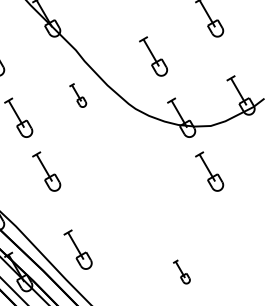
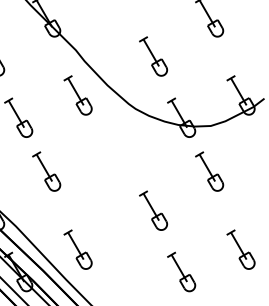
part size: 19x25 px -> 30x41 px (77, 95)
part: none -> present (153, 210)
part: none -> present (240, 249)
part size: 18x26 px -> 30x42 px (181, 271)
